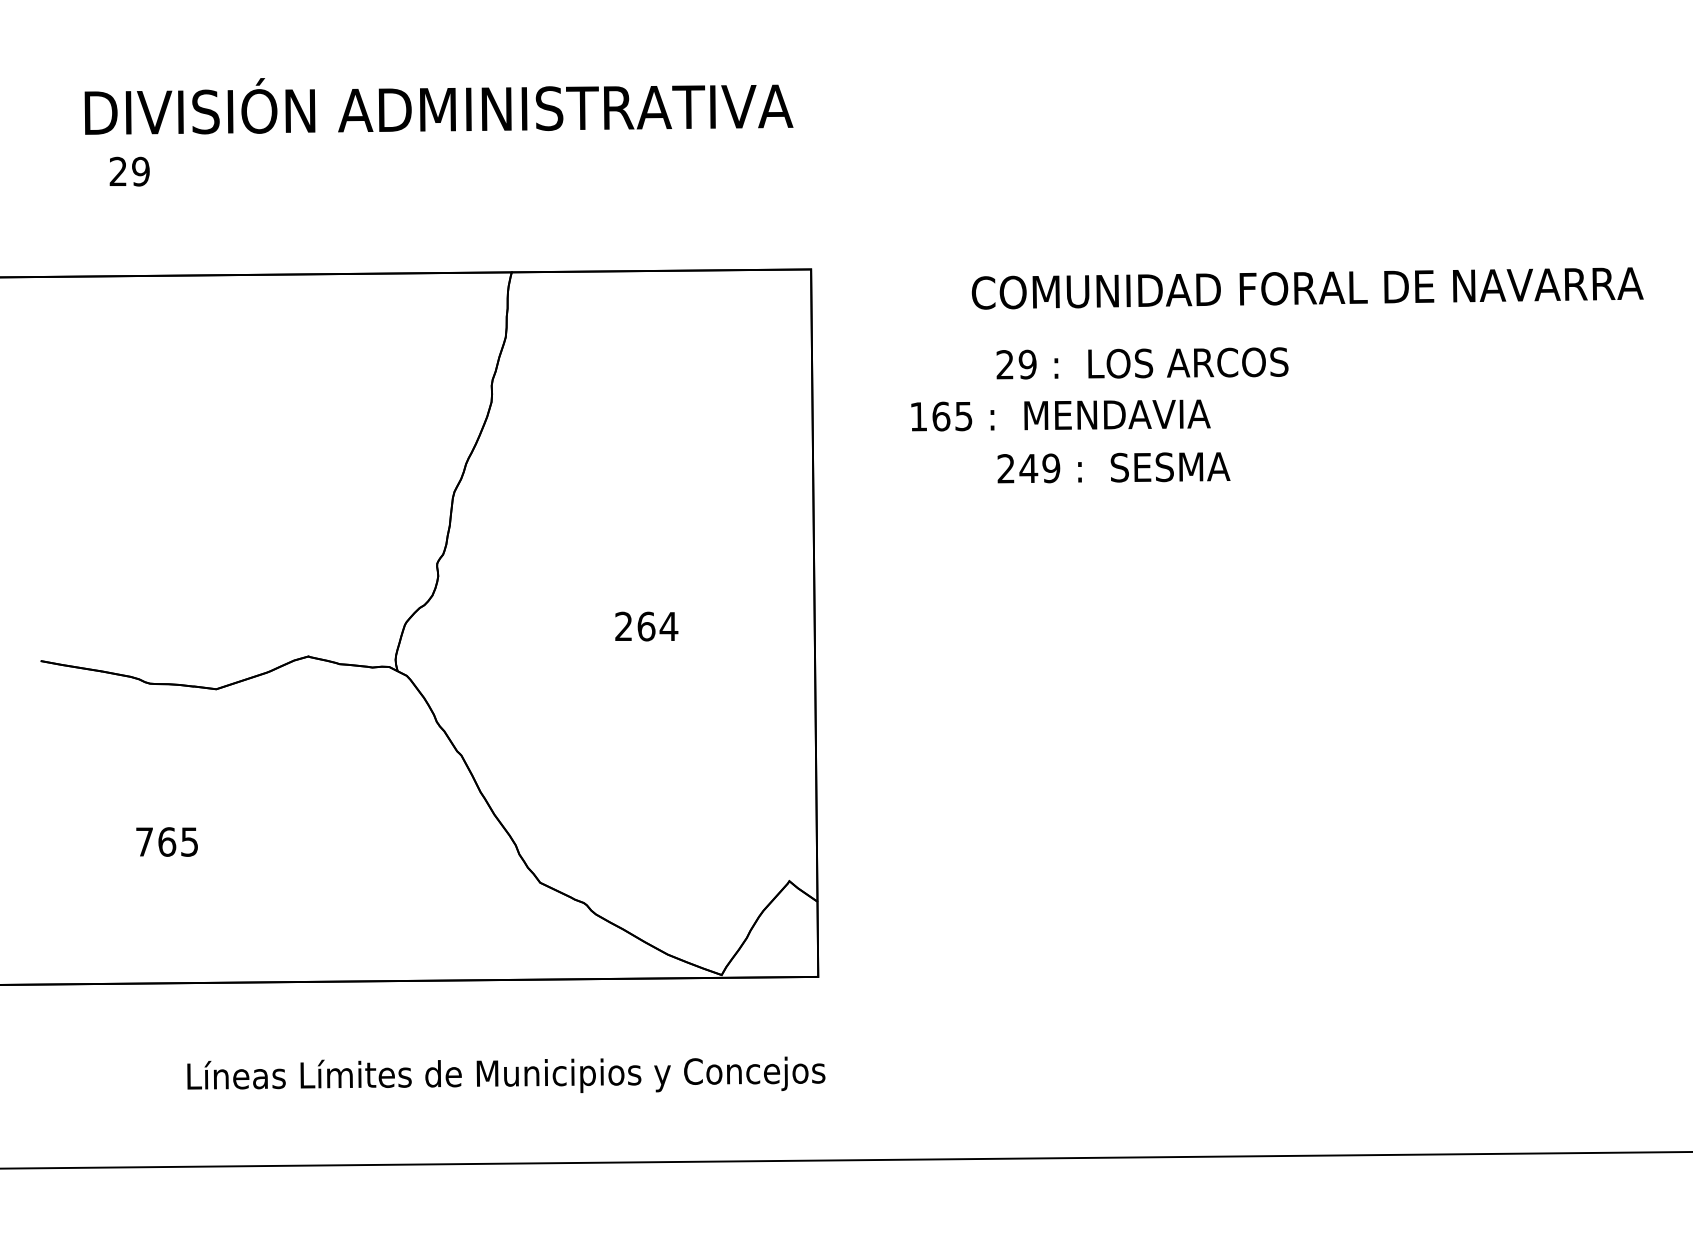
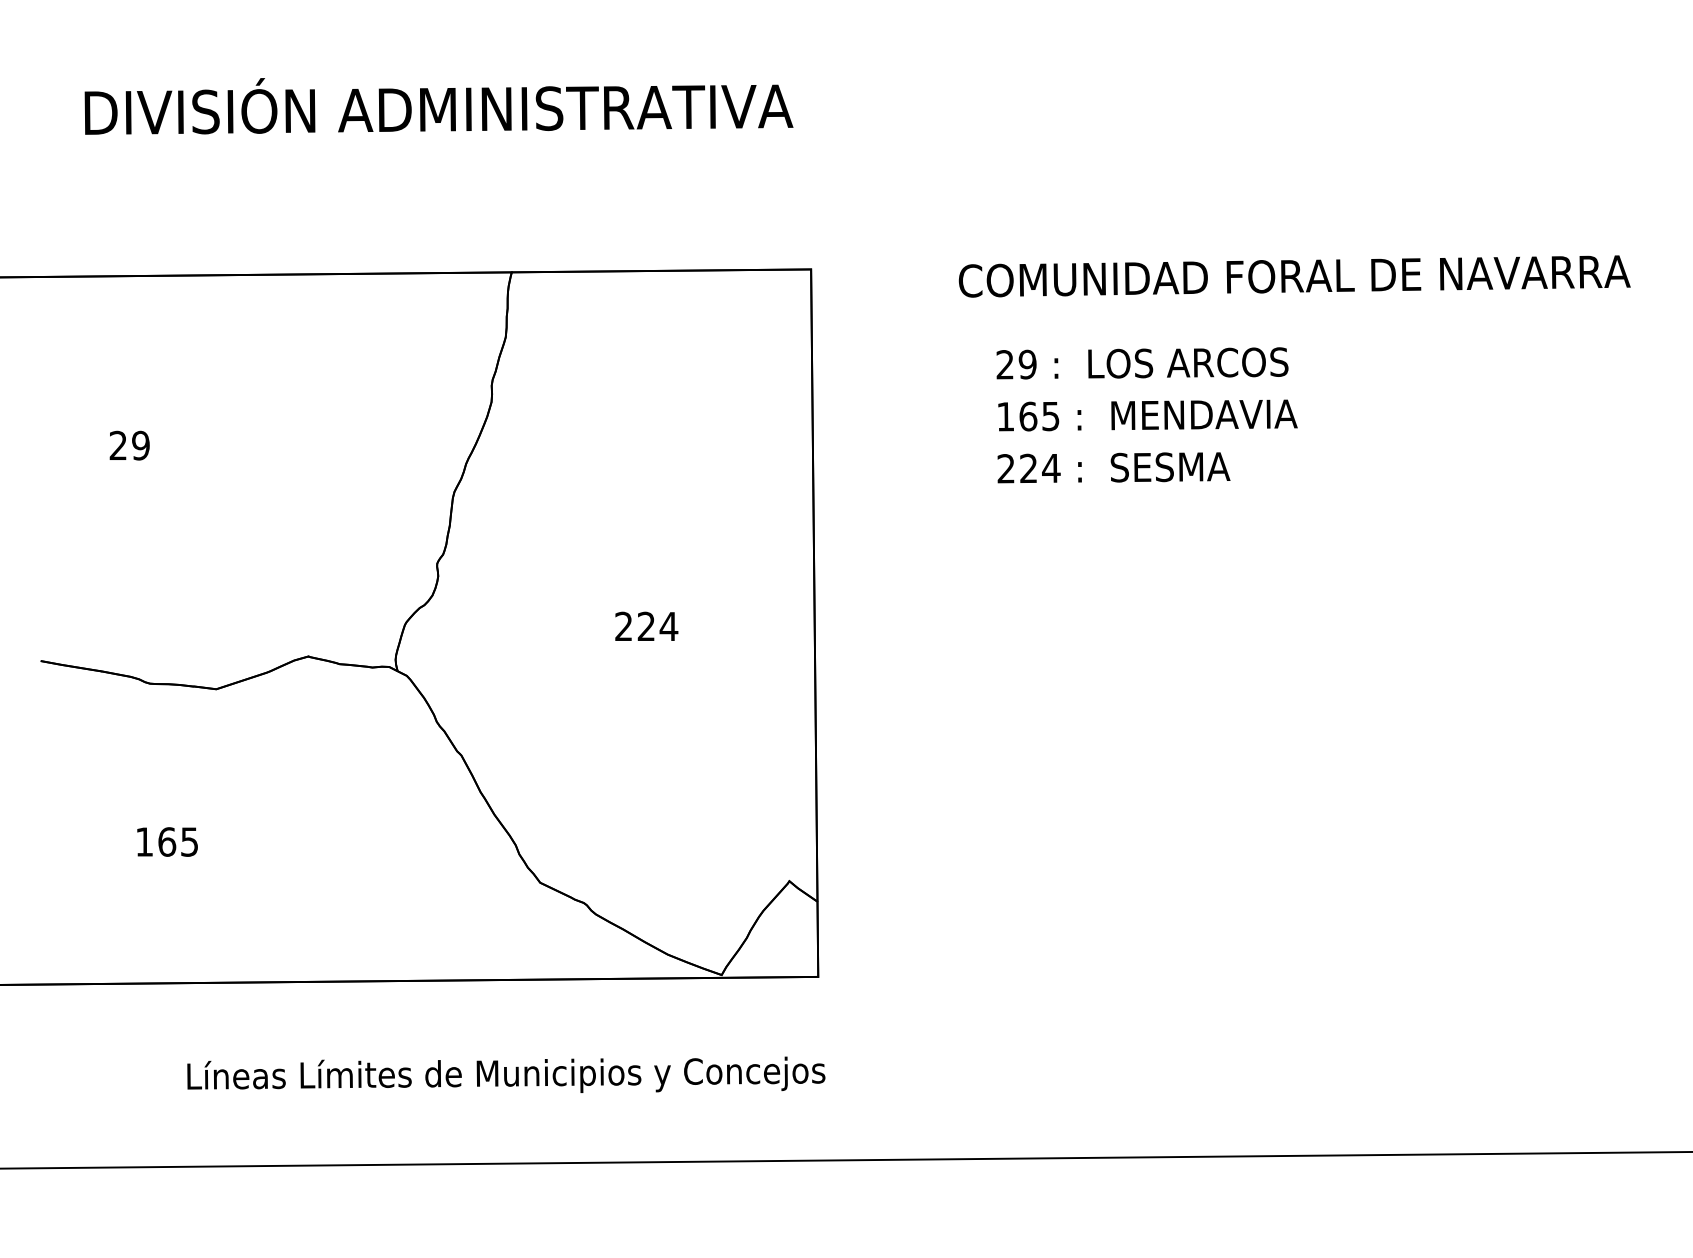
text position: (129, 171) -> (129, 445) (129, 445)
text position: (1307, 288) -> (1294, 276) (1294, 276)
text position: (1060, 415) -> (1147, 415) (1147, 415)
text: 249 -> 224 (1039, 468)
text: 264 -> 224 (646, 626)
text: 765 -> 165 (144, 841)
